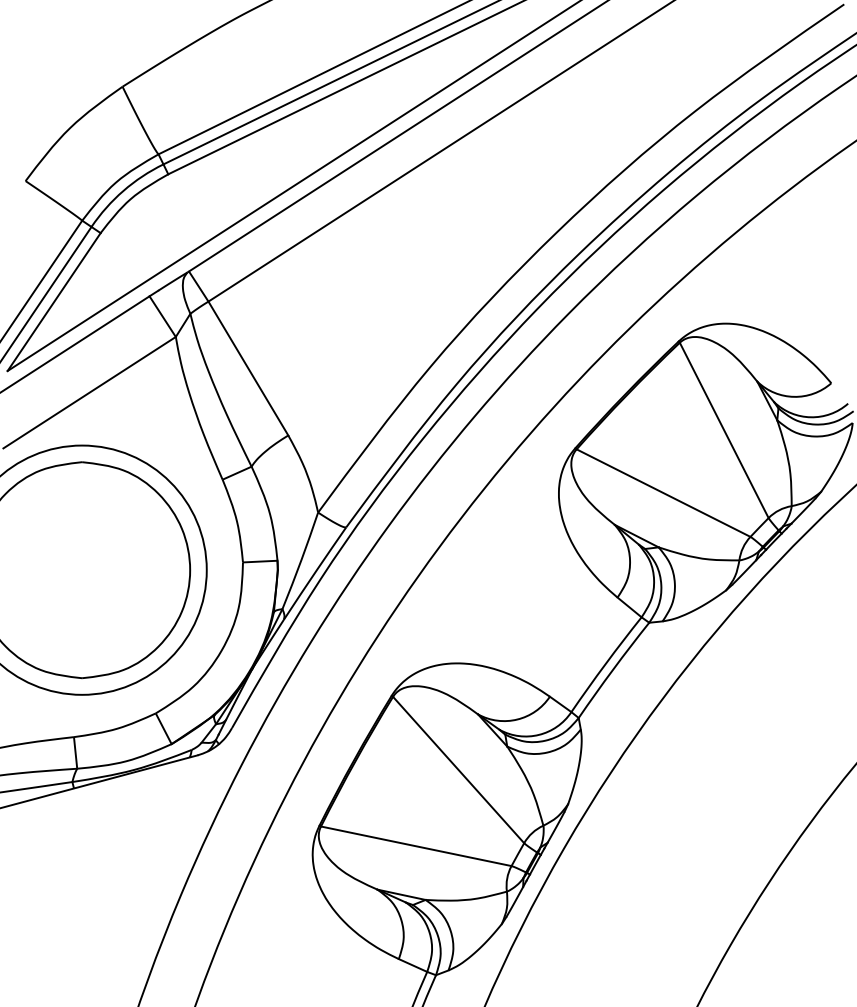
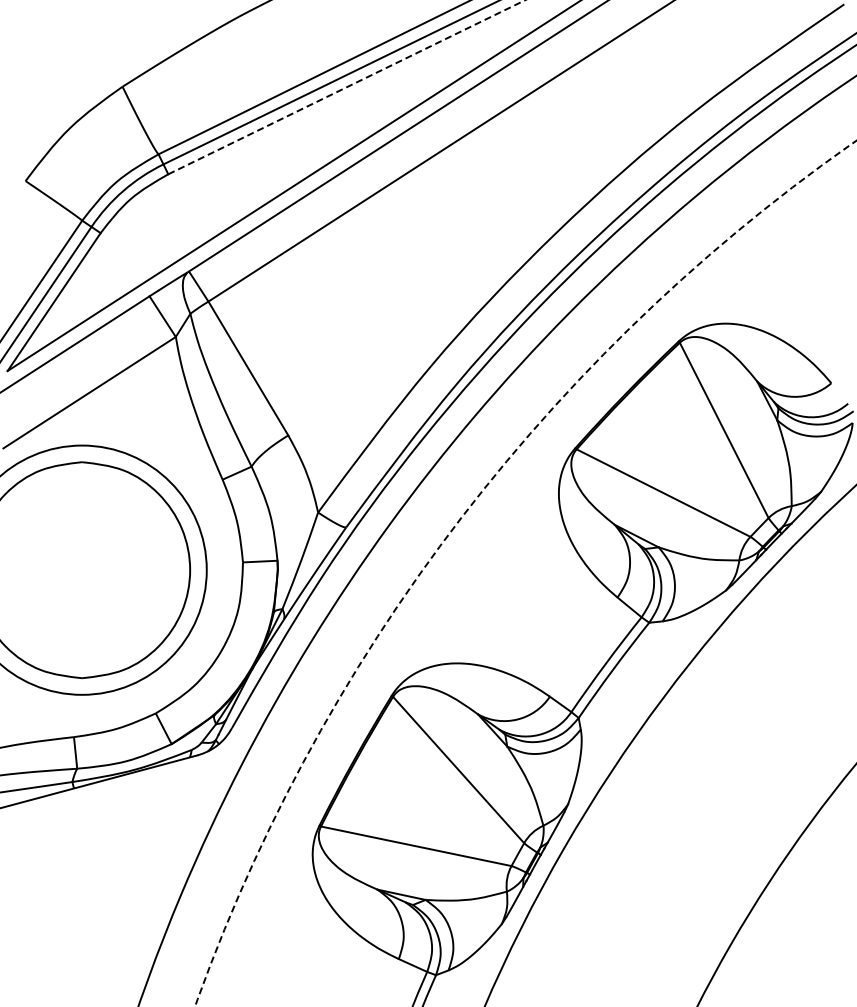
line: solid -> dashed (347, 87)
arc: solid -> dashed (458, 521)
